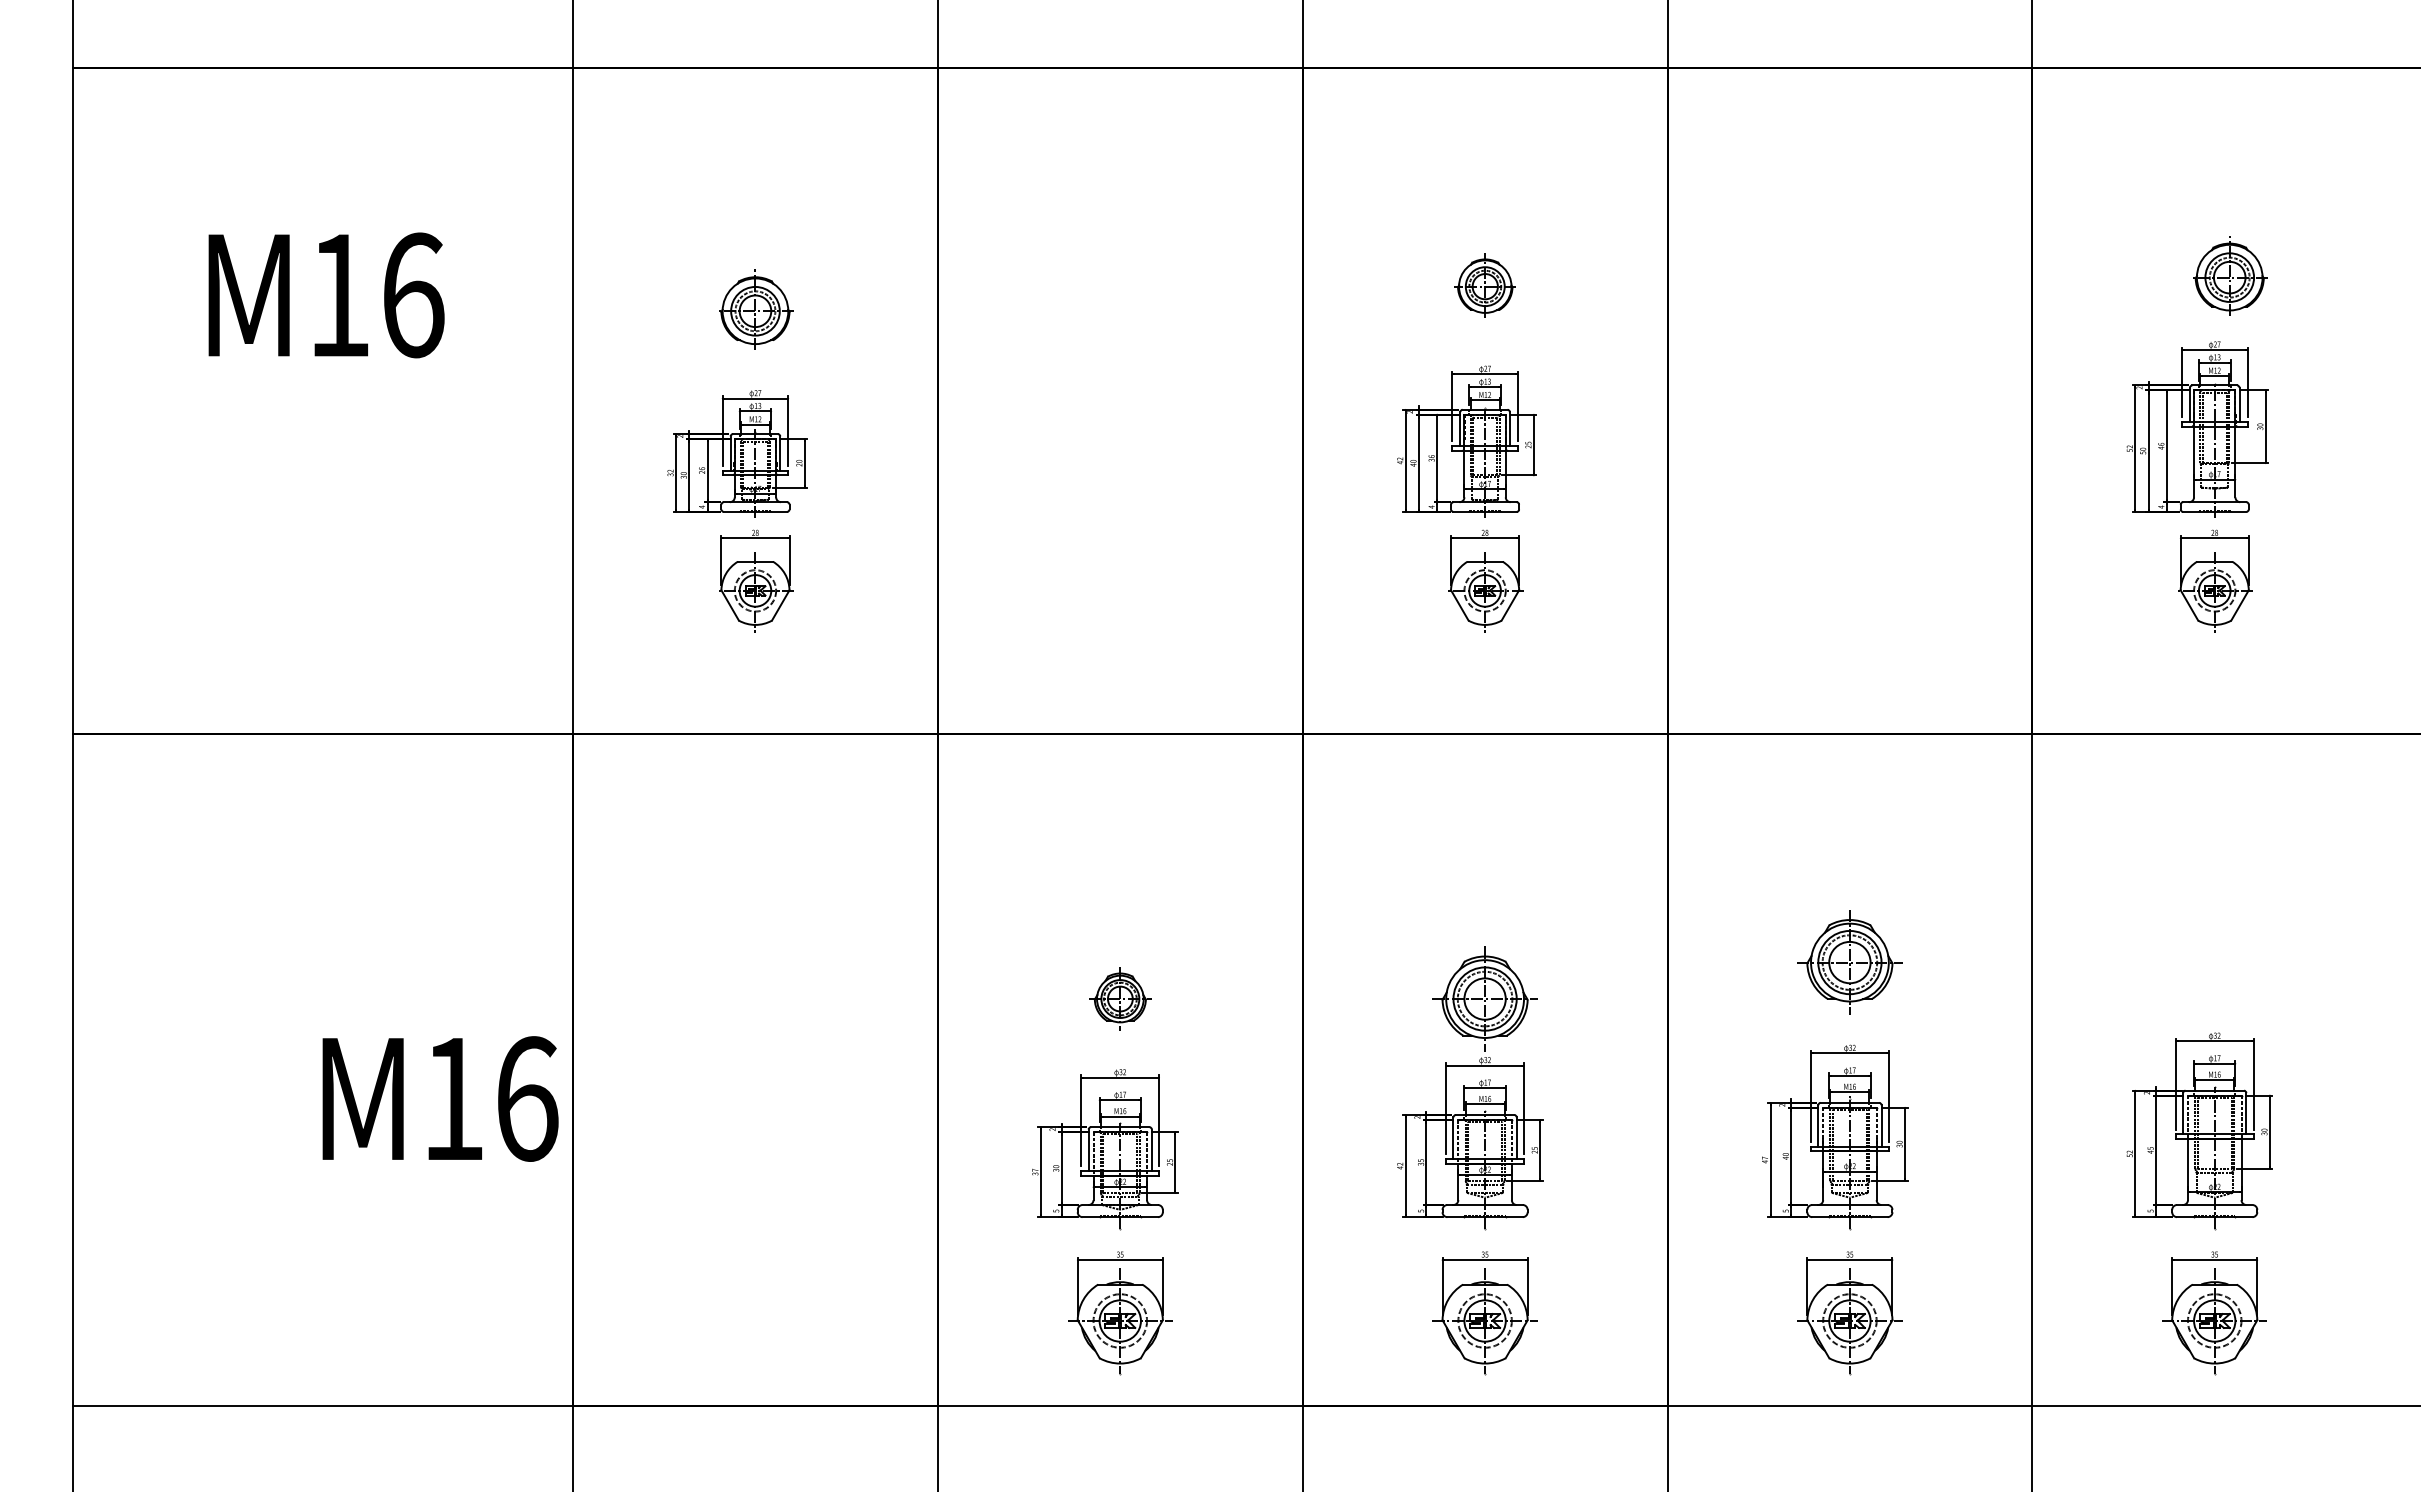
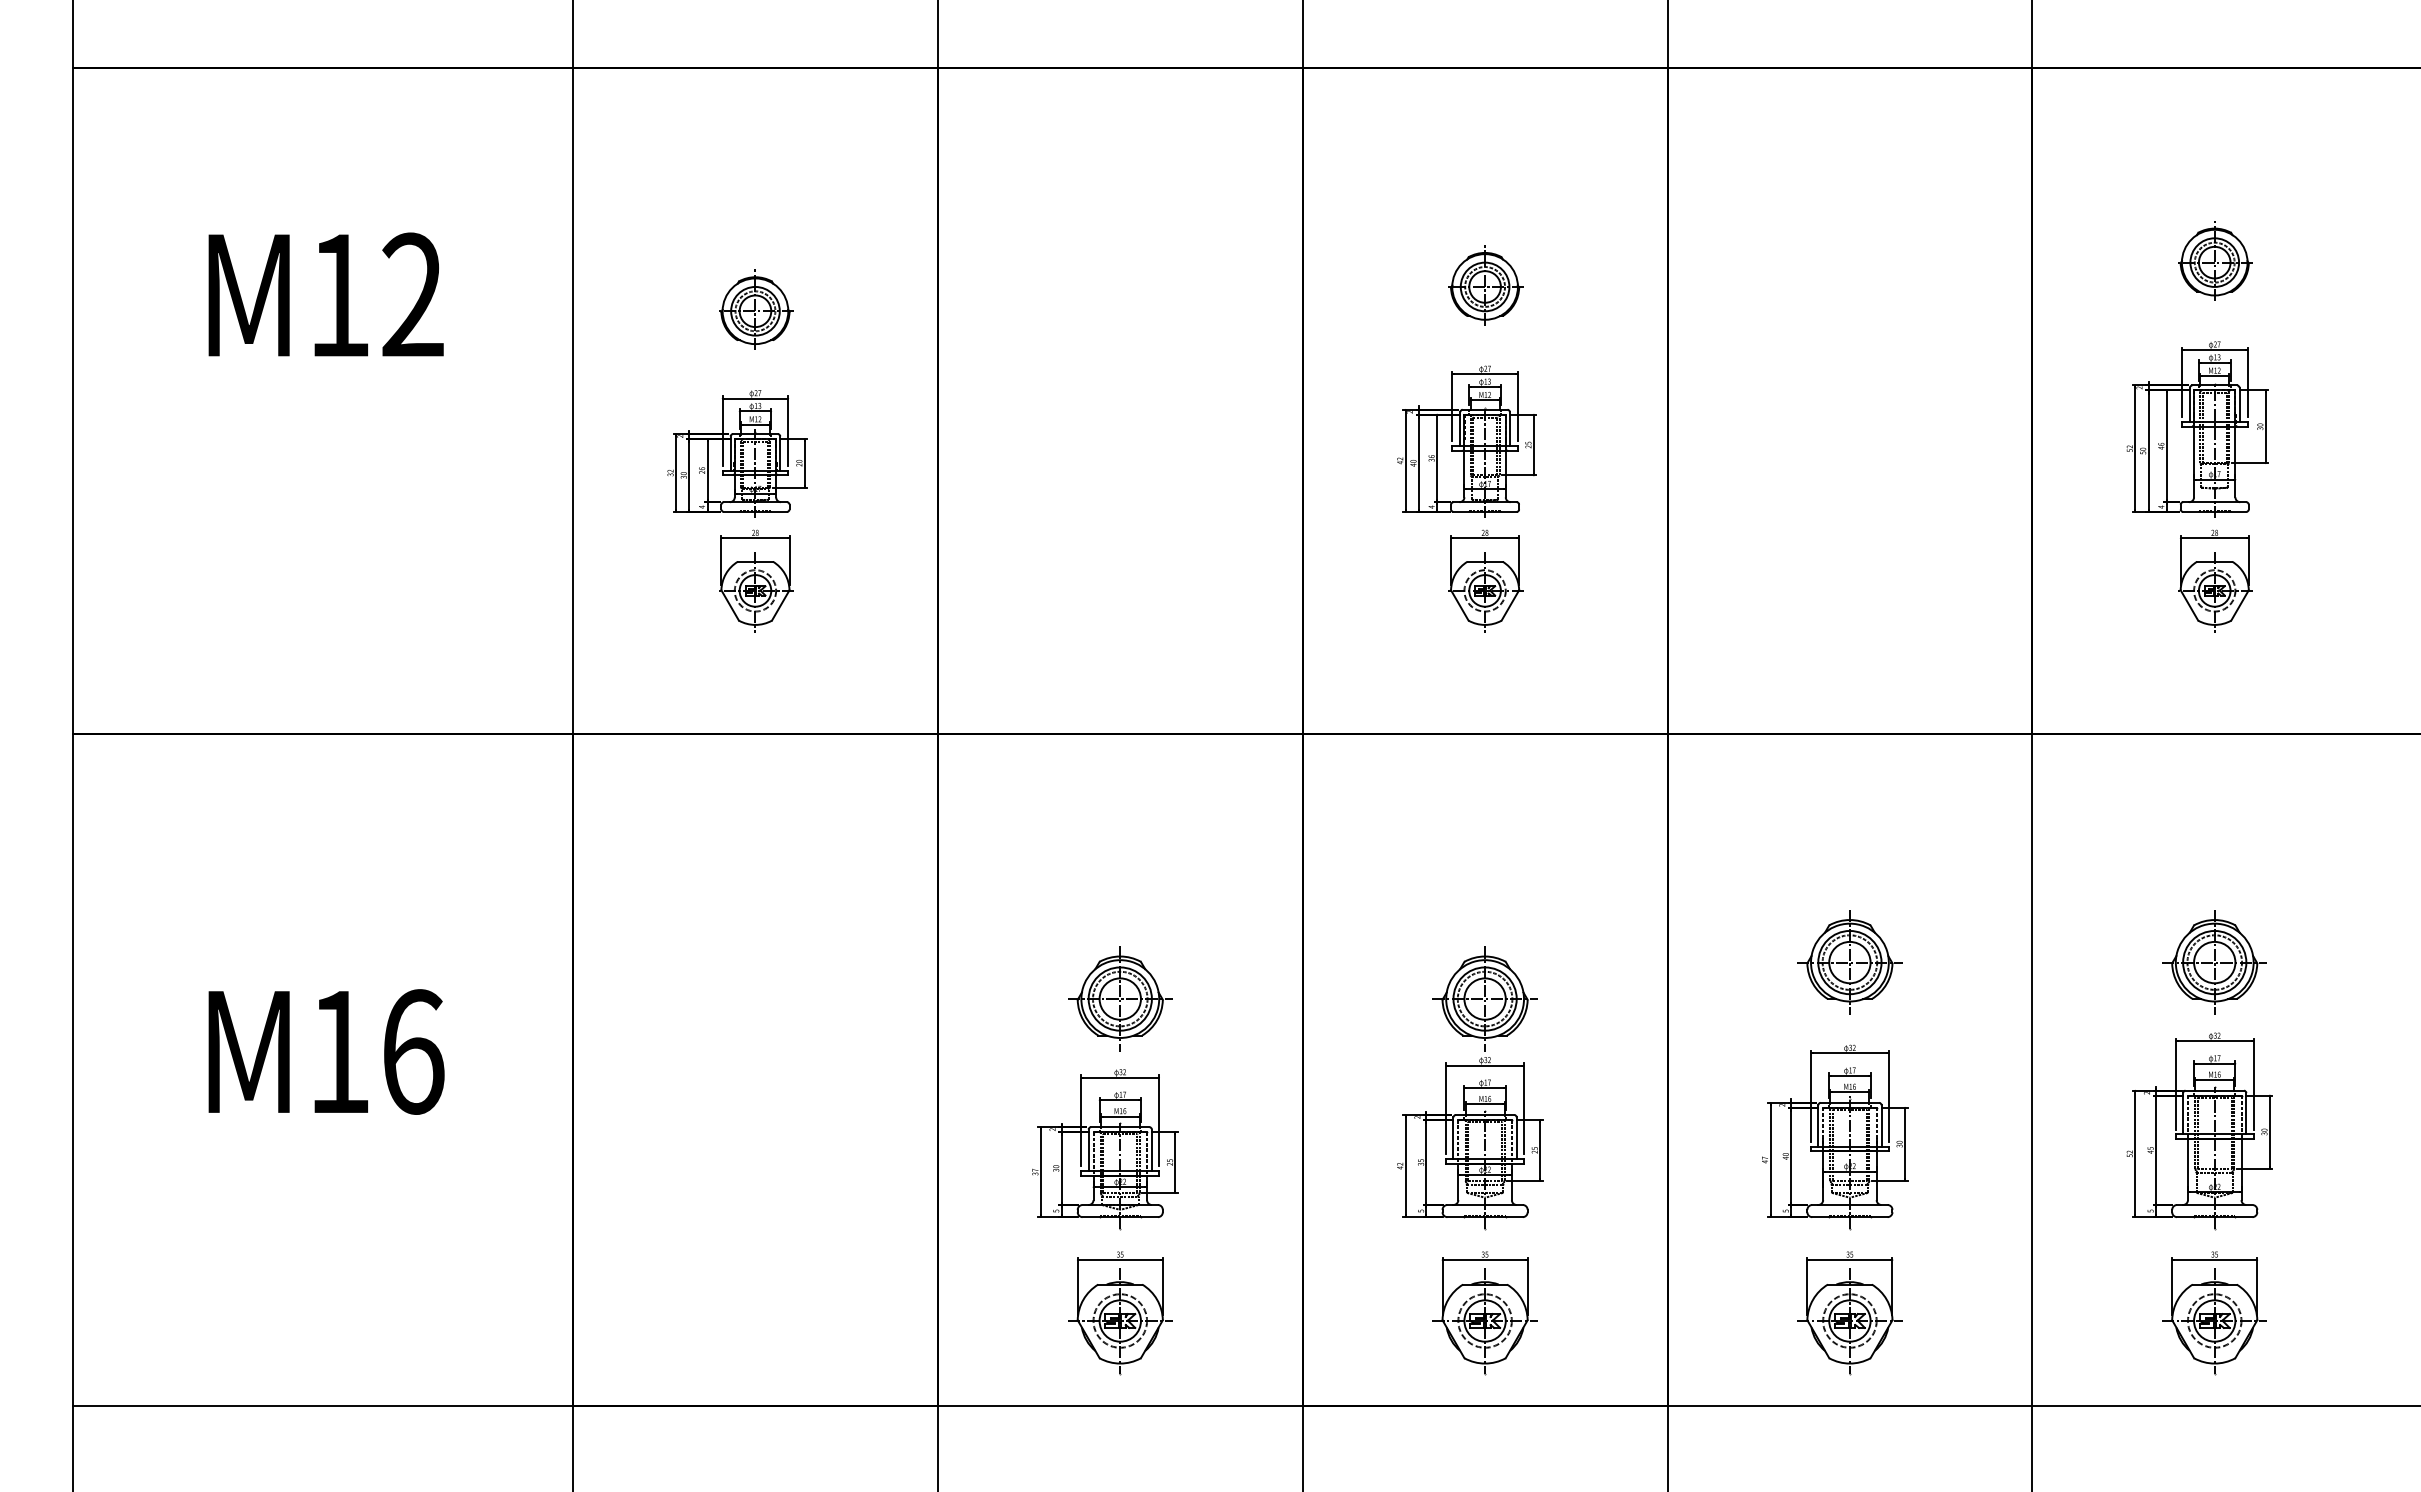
part position: (2230, 275) -> (2215, 260) (2215, 260)
part size: 62x65 px -> 76x81 px (1485, 285)
text: M16 -> M12 (413, 295)
part: none -> present (2214, 962)
part size: 63x64 px -> 105x106 px (1120, 998)
text position: (440, 1098) -> (326, 1051) (326, 1051)
